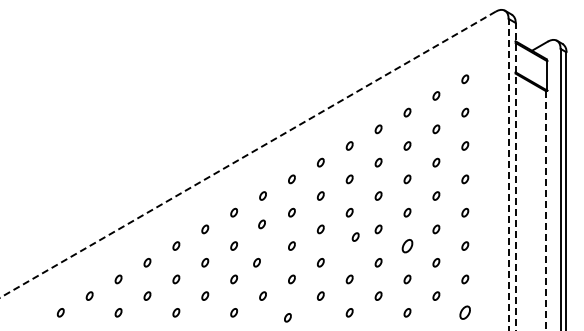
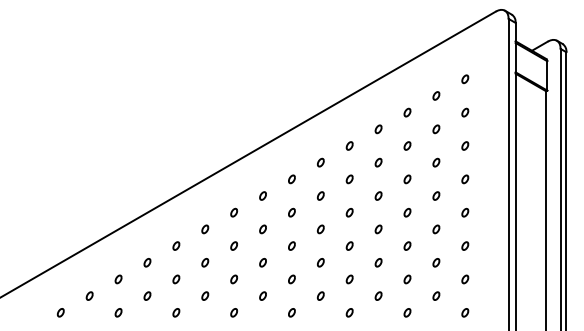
line: dashed -> solid (248, 154)
line: dashed -> solid (508, 174)
line: dashed -> solid (515, 176)
line: dashed -> solid (545, 210)
part position: (261, 224) -> (262, 229) (262, 229)
part position: (355, 236) -> (349, 245) (349, 245)
part size: 13x15 px -> 9x10 px (407, 245)
part position: (256, 262) -> (262, 262) (262, 262)
part size: 12x15 px -> 9x10 px (465, 312)
part position: (287, 317) -> (291, 312) (291, 312)
